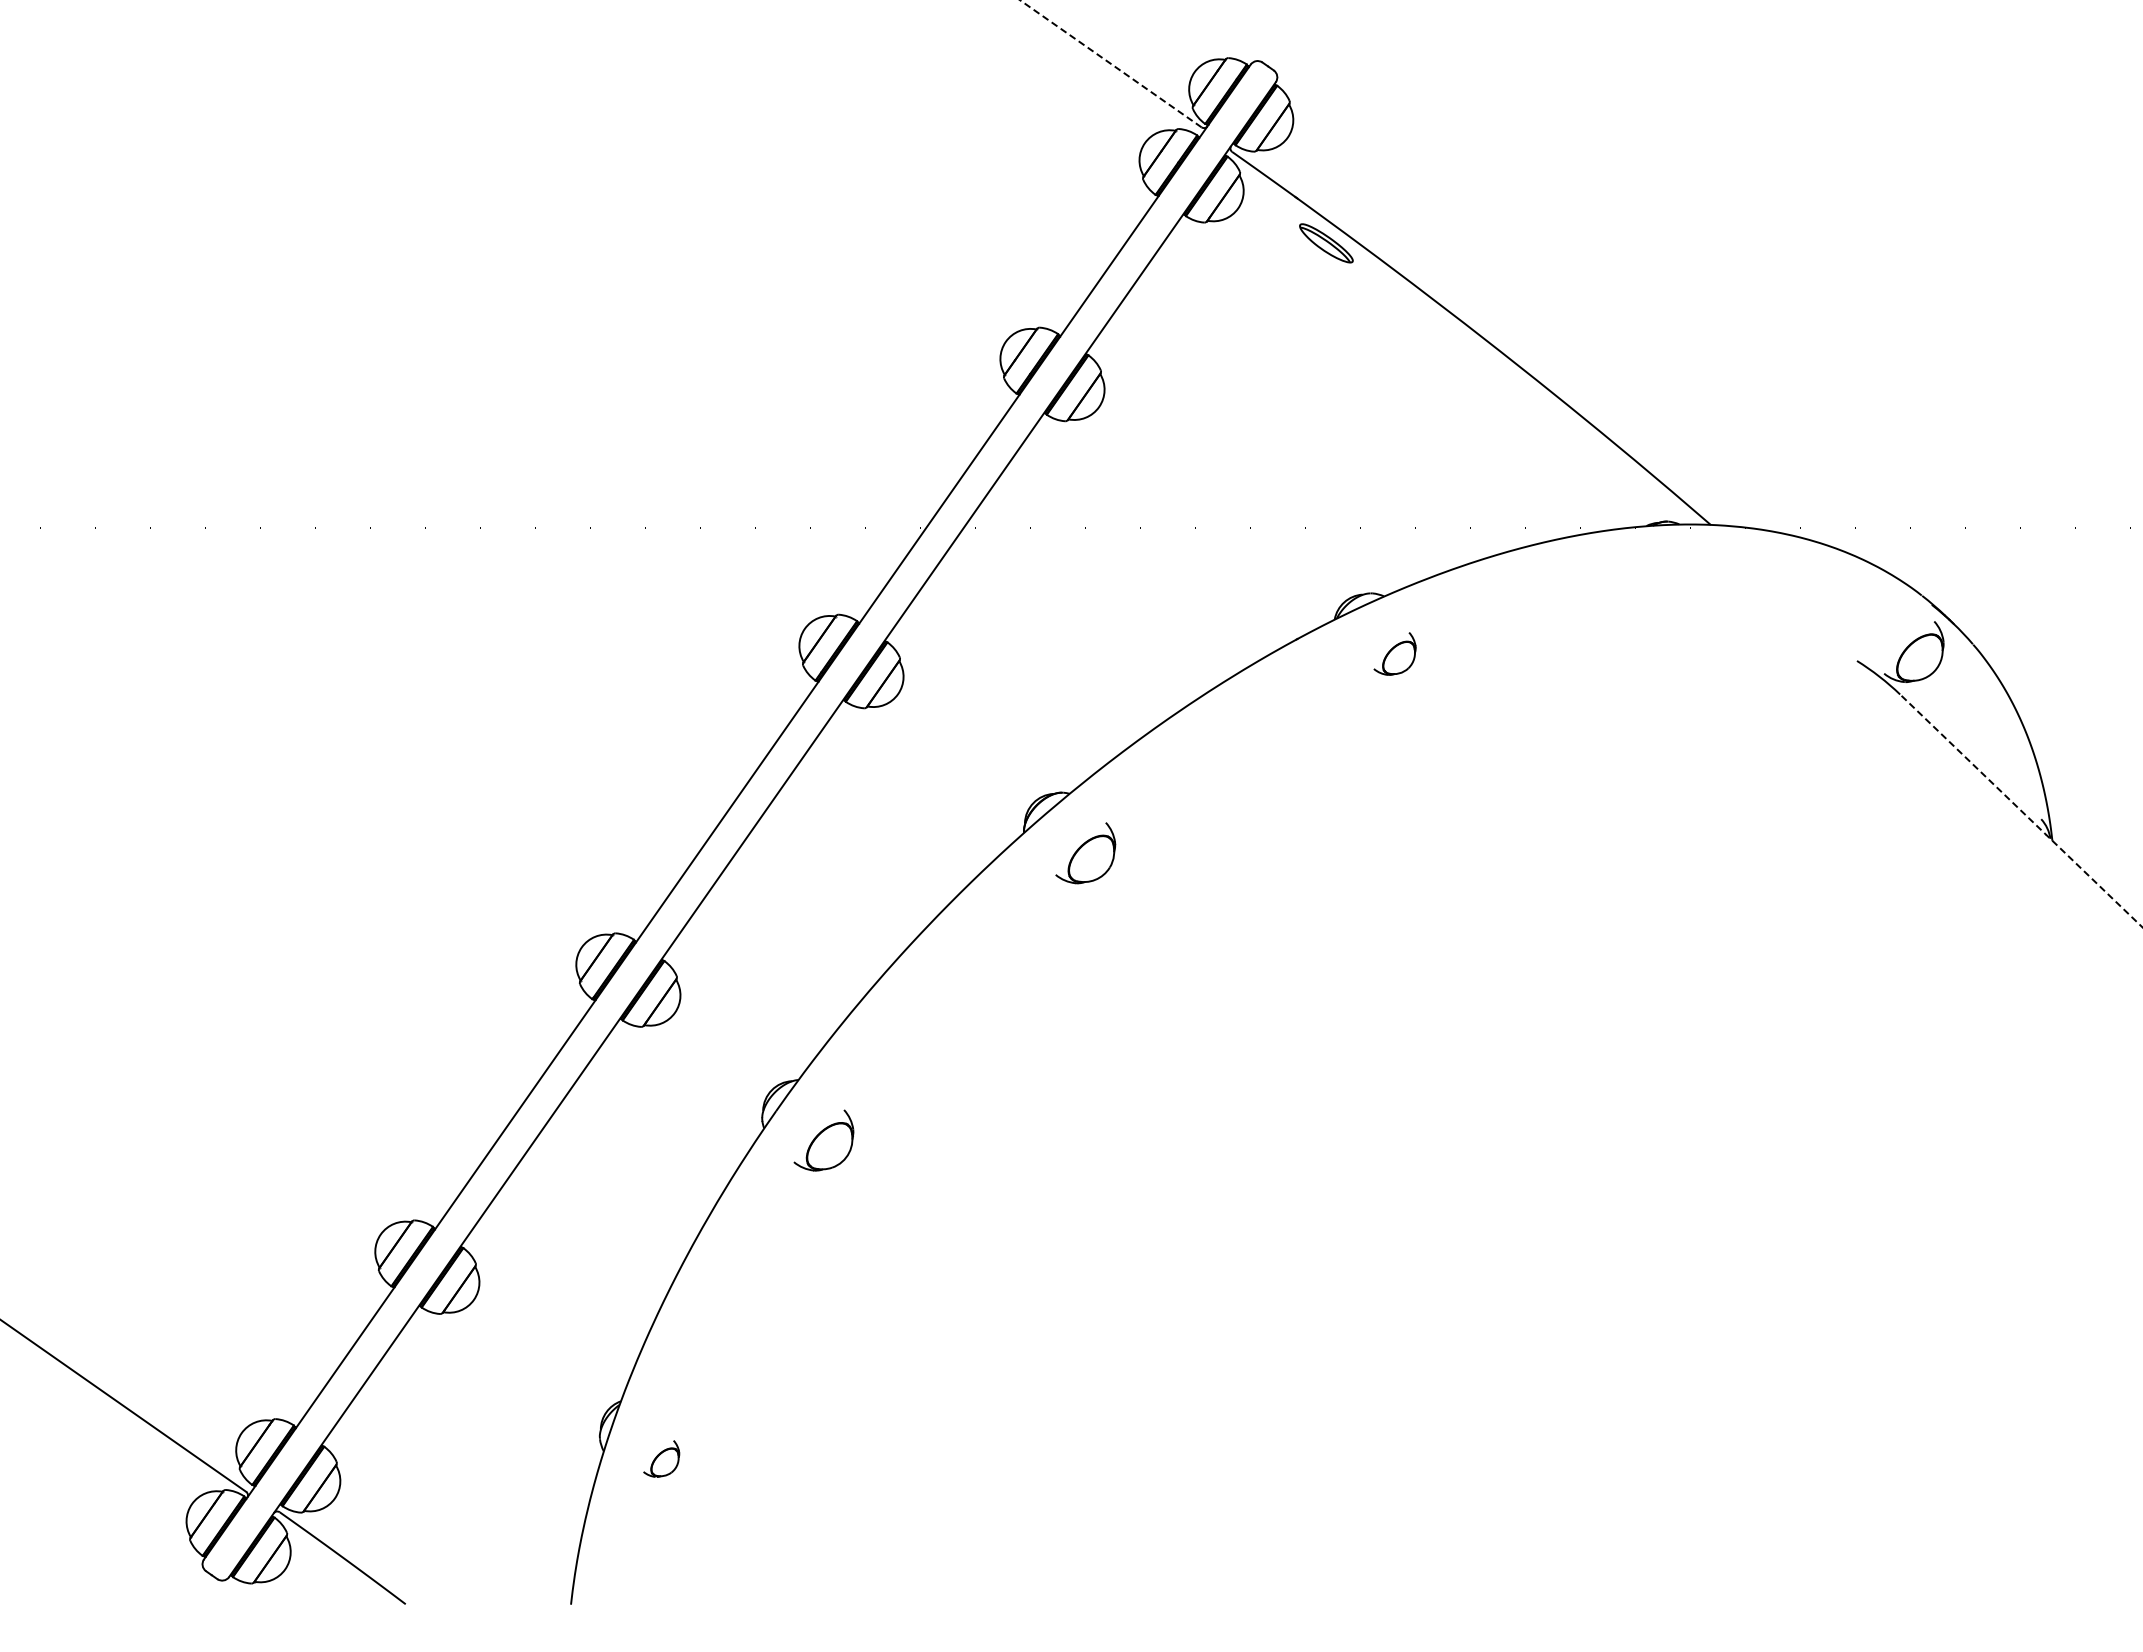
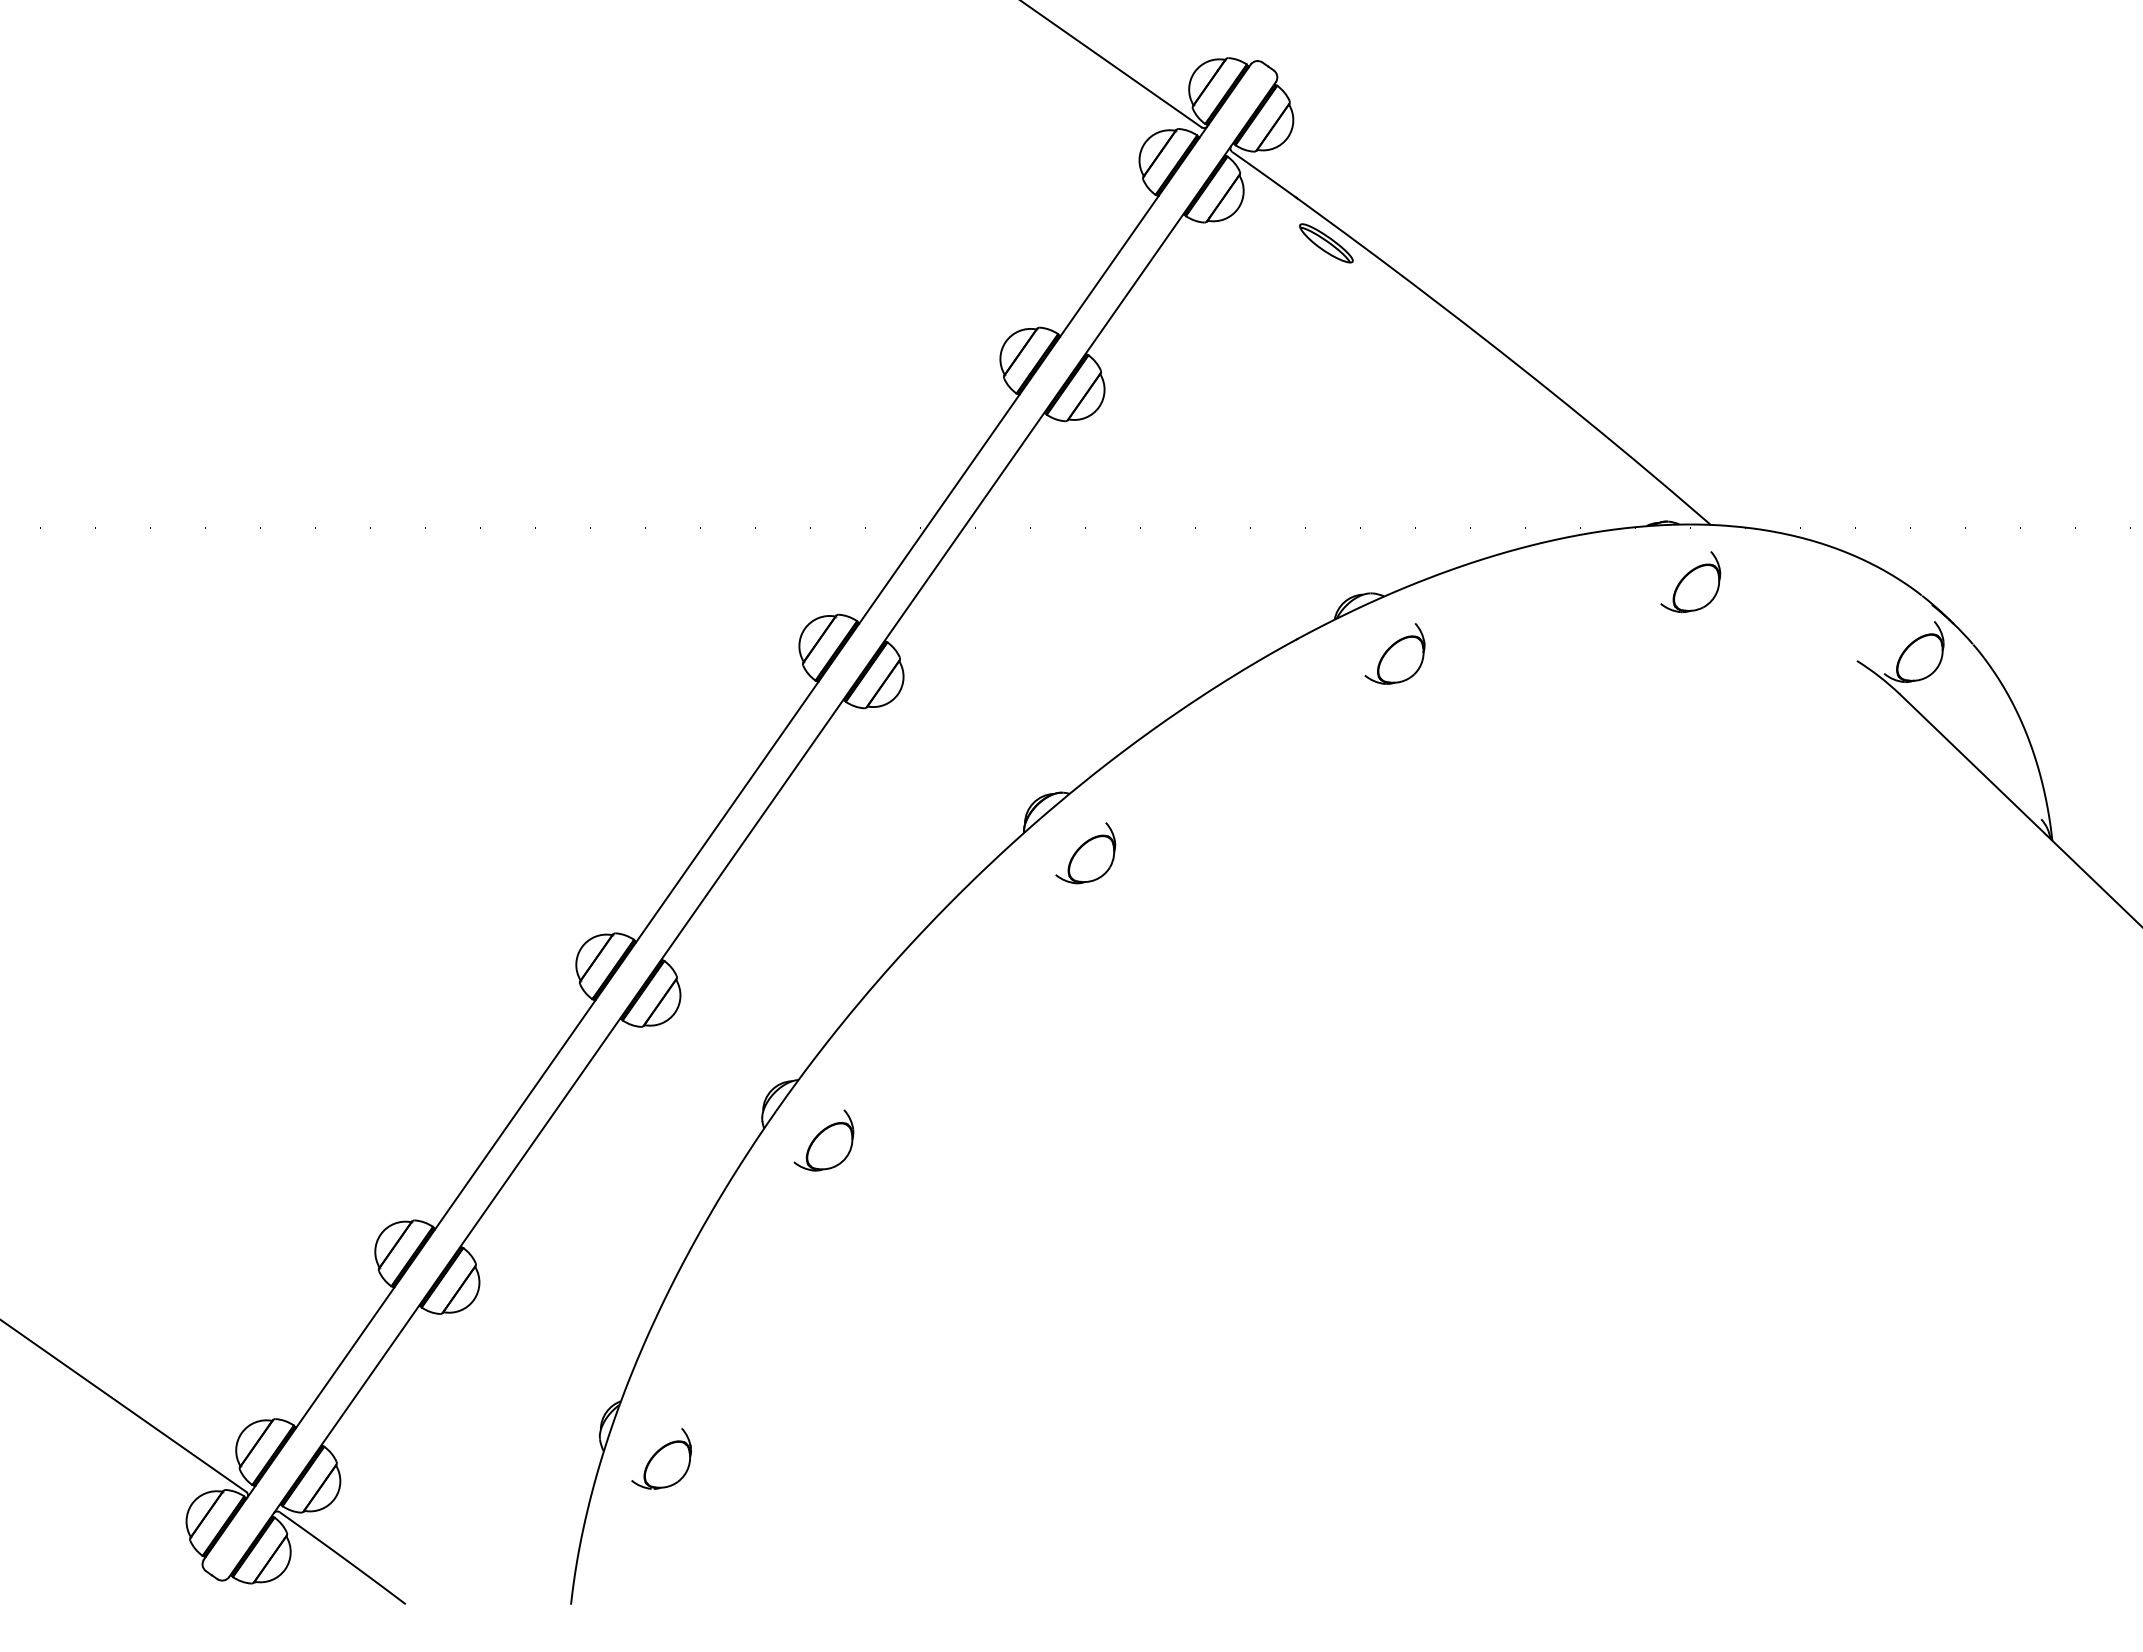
line: dashed -> solid (1110, 63)
part: none -> present (1690, 582)
part size: 44x44 px -> 62x62 px (1394, 653)
line: dashed -> solid (2021, 810)
part size: 38x38 px -> 61x62 px (661, 1458)
